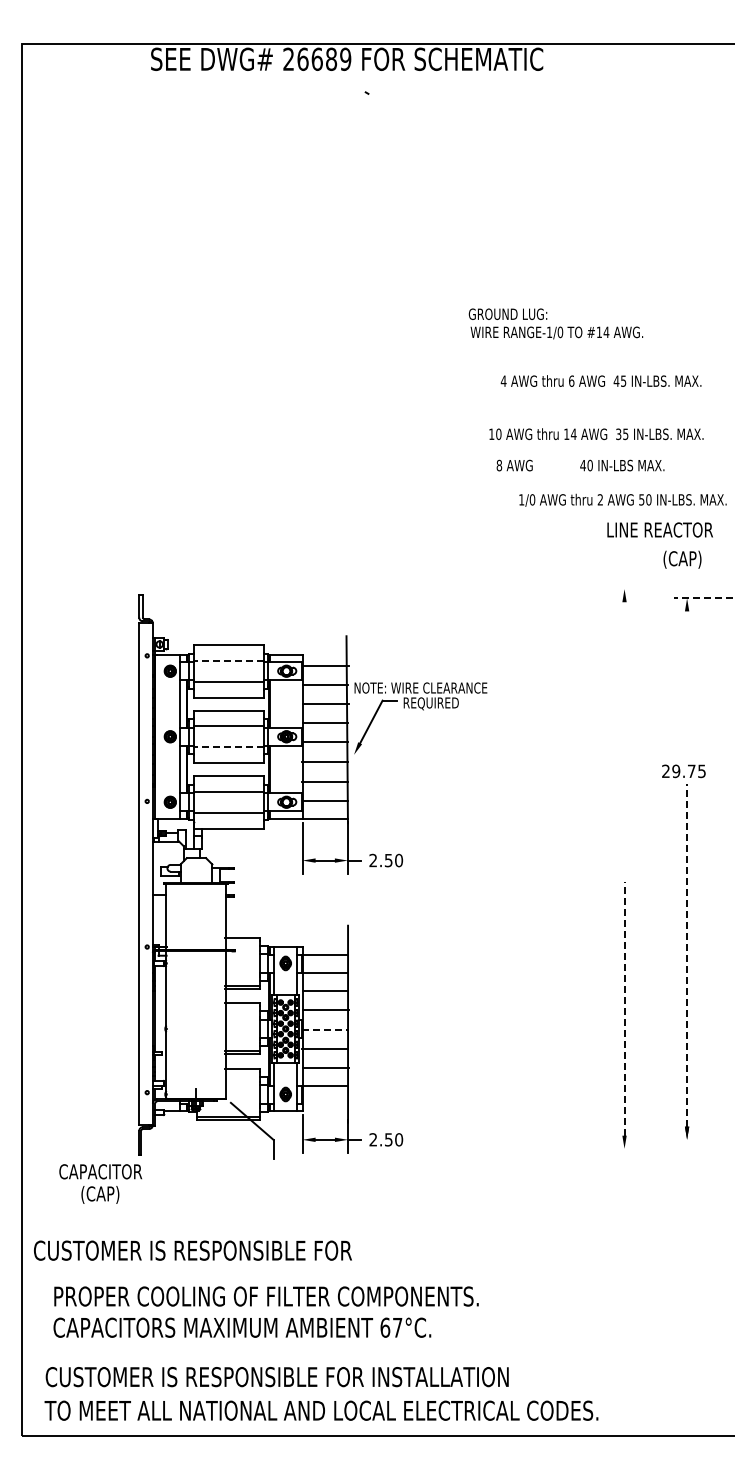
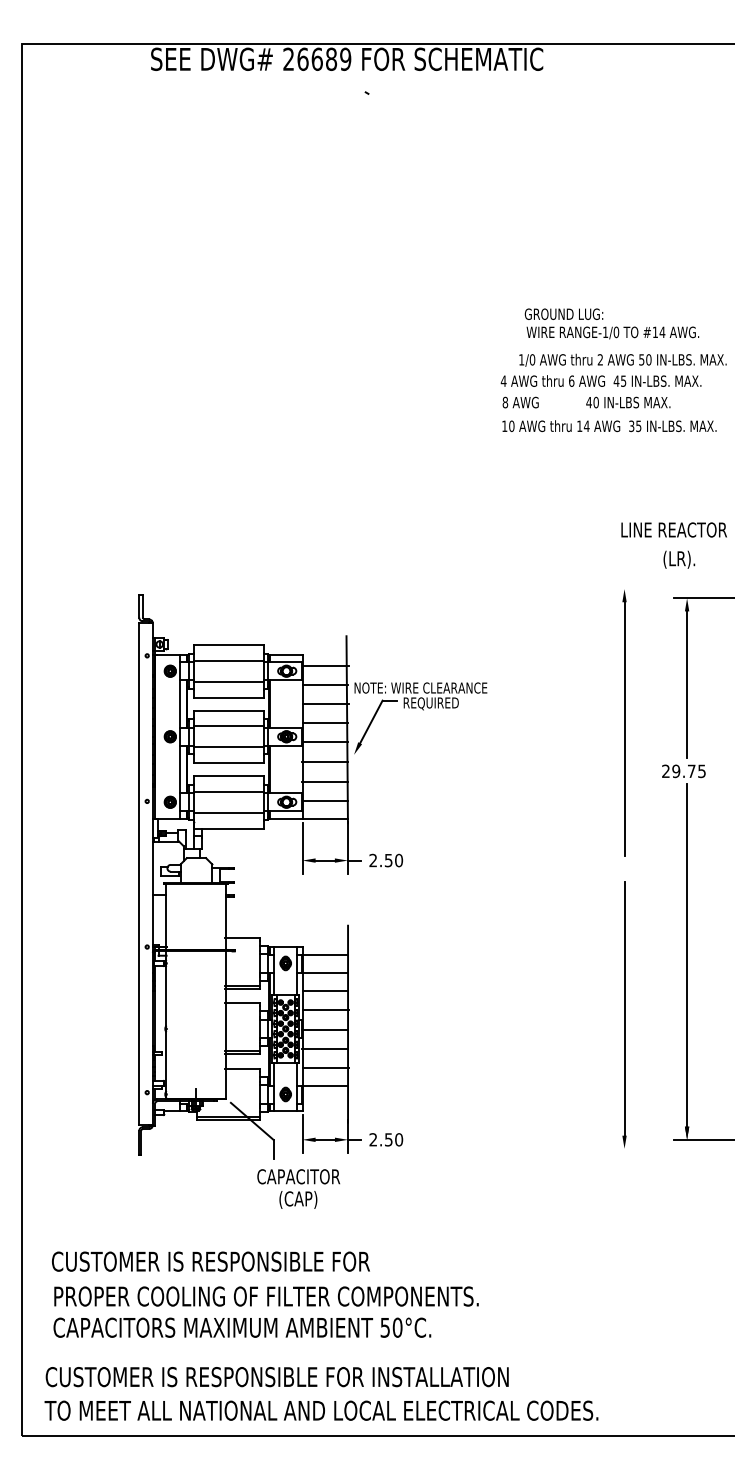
text position: (555, 323) -> (611, 323) (611, 323)
text position: (596, 434) -> (609, 426) (609, 426)
text position: (580, 465) -> (586, 402) (586, 402)
text position: (622, 499) -> (622, 359) (622, 359)
text position: (659, 529) -> (673, 529) (673, 529)
text: (CAP) -> (LR). (684, 559)
line: dashed -> solid (703, 598)
line: dashed -> solid (228, 660)
line: none -> present (687, 684)
line: none -> present (624, 728)
line: dashed -> solid (228, 747)
line: dashed -> solid (687, 955)
line: dashed -> solid (624, 1008)
line: dashed -> solid (325, 1030)
line: none -> present (702, 1139)
text position: (100, 1183) -> (298, 1188) (298, 1188)
text position: (192, 1250) -> (210, 1261) (210, 1261)
text: 67°C. -> 50°C. (391, 1327)
